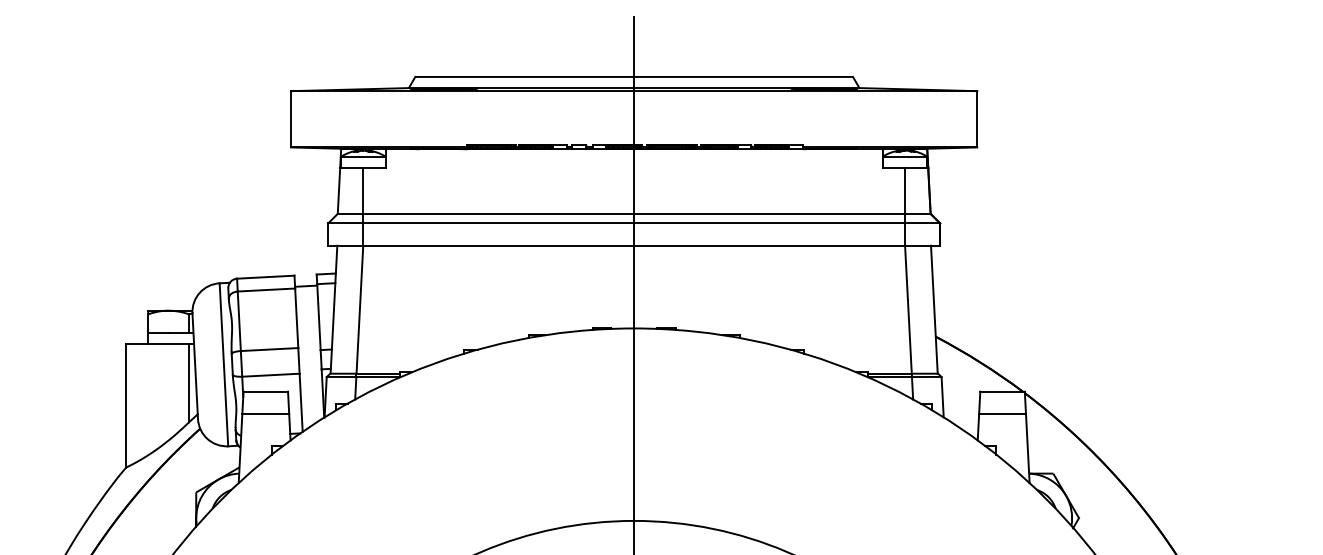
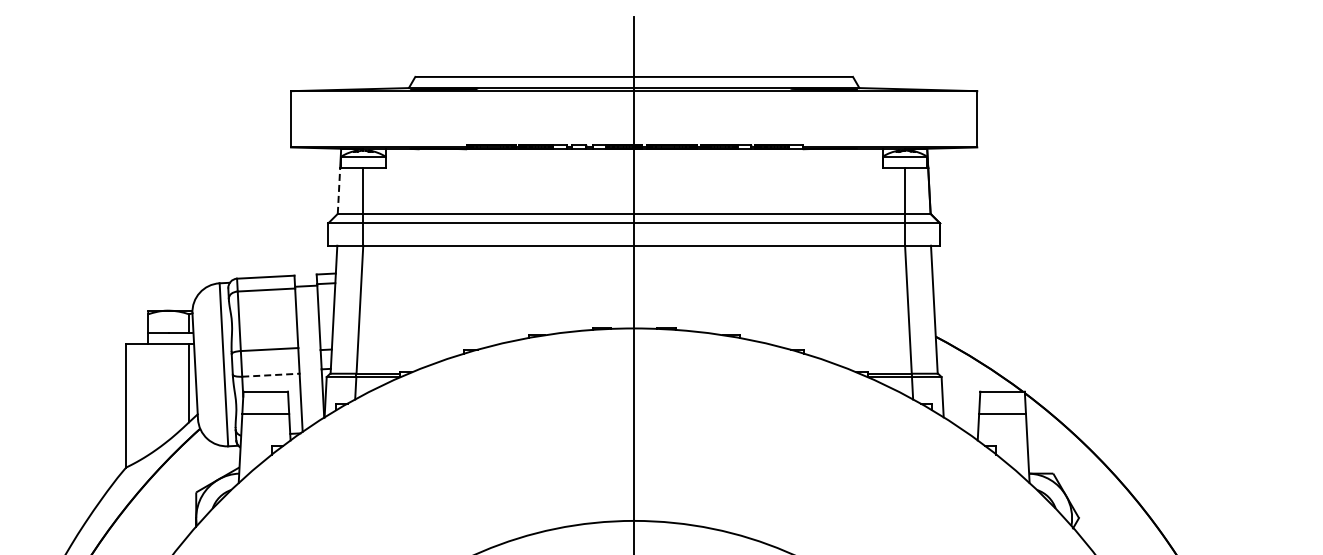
line: solid -> dashed (339, 190)
line: solid -> dashed (270, 375)
